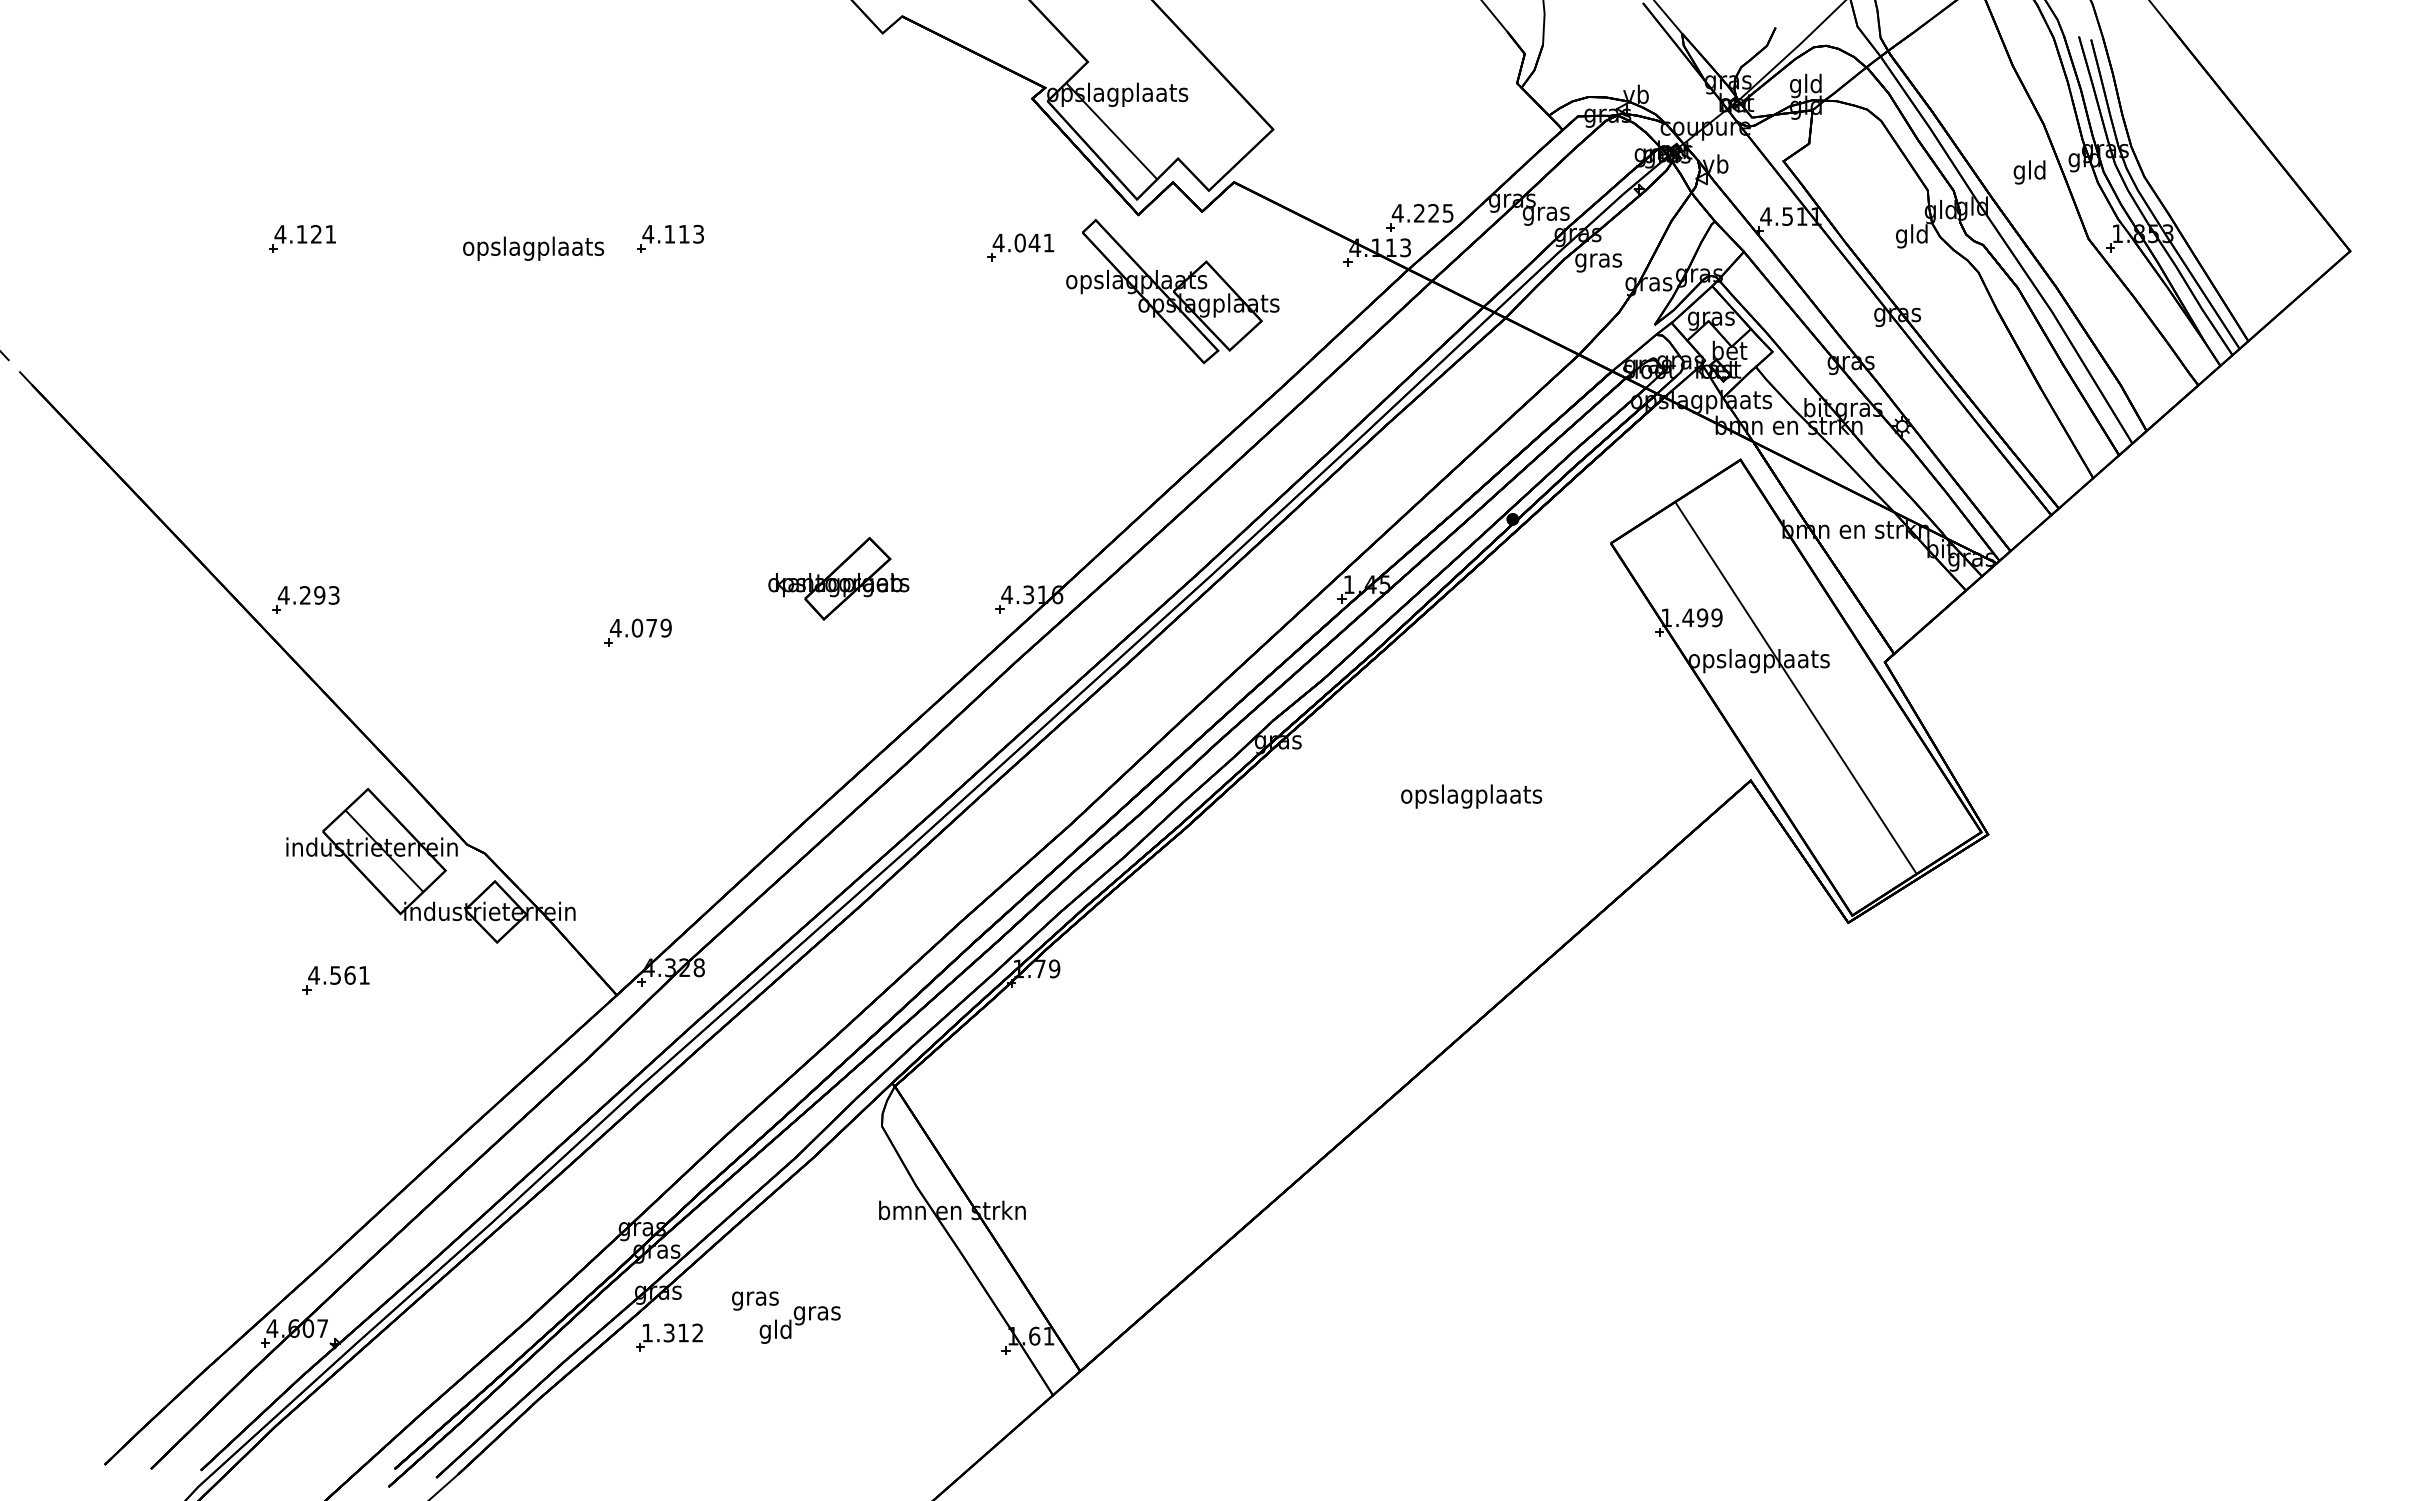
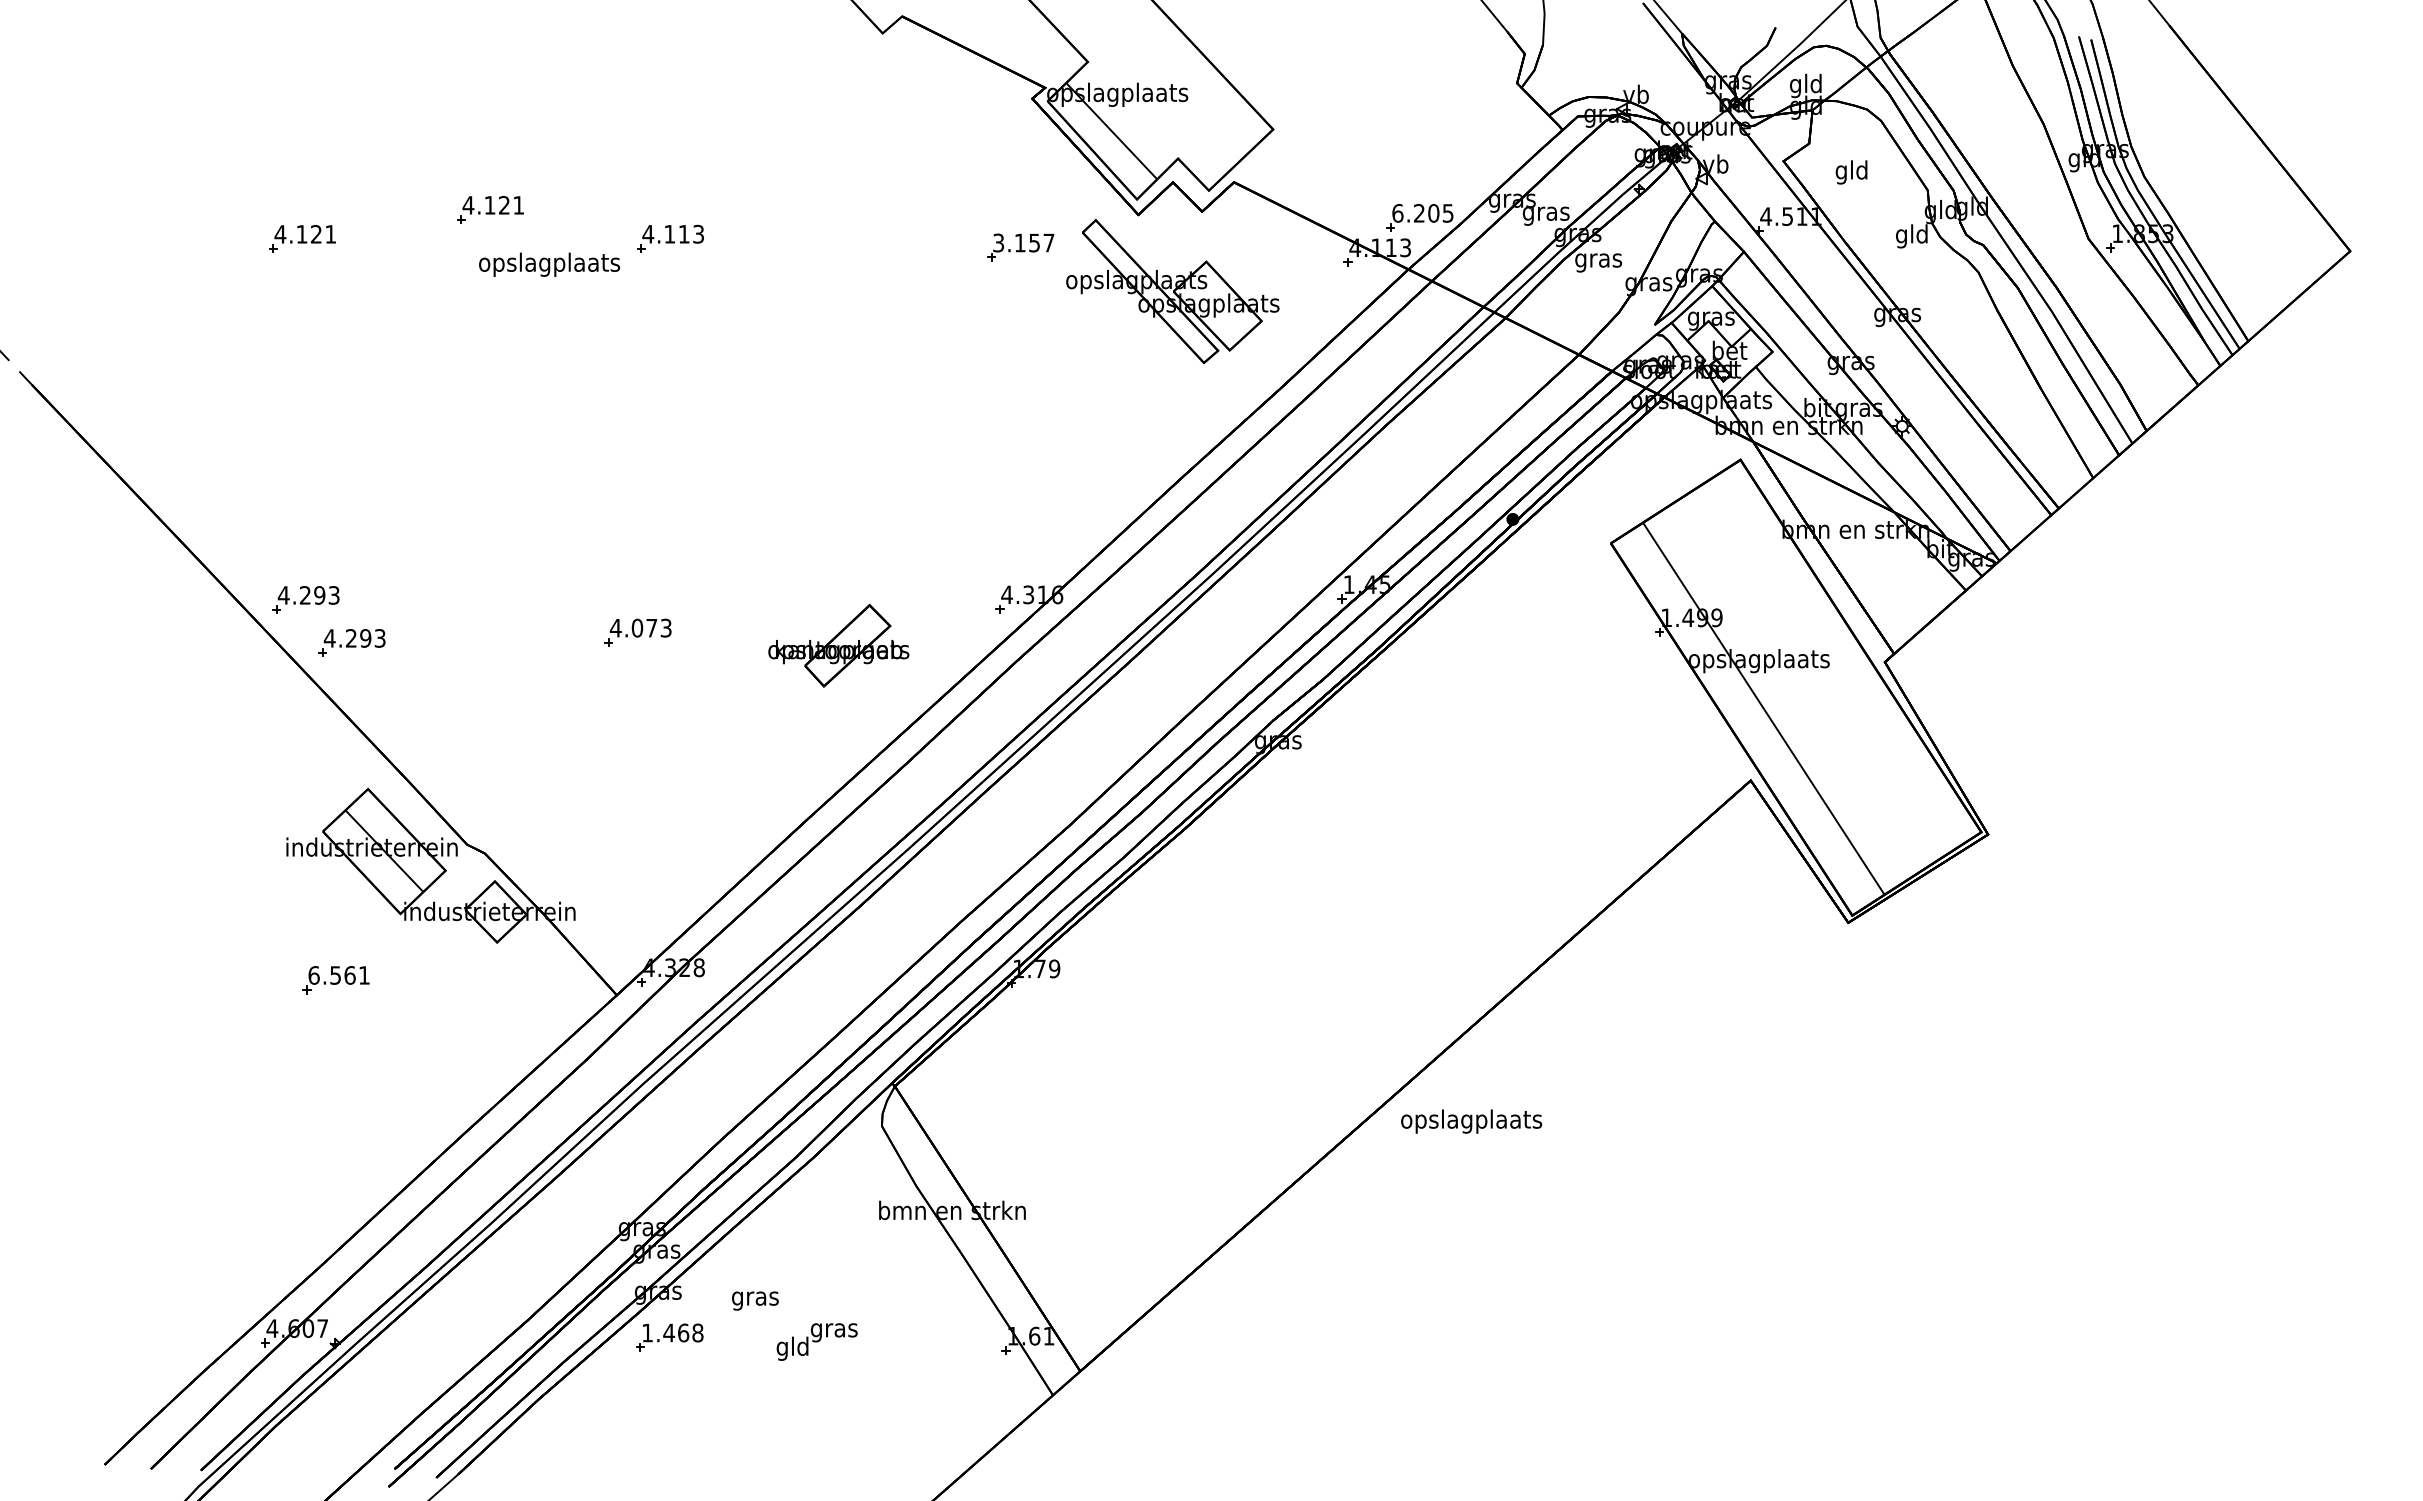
text position: (2029, 172) -> (1851, 172) (1851, 172)
part: none -> present (490, 209)
text: 4.225 -> 6.205 (1415, 213)
text: 4.041 -> 3.157 (1023, 242)
text position: (533, 248) -> (549, 264) (549, 264)
part position: (838, 578) -> (838, 645) (838, 645)
text: 4.079 -> 4.073 (665, 627)
part: none -> present (351, 642)
line position: (1795, 687) -> (1763, 708) (1763, 708)
text position: (1471, 796) -> (1471, 1121) (1471, 1121)
text: 4.561 -> 6.561 (313, 975)
text position: (799, 1324) -> (816, 1341) (816, 1341)
text: 1.312 -> 1.468 (683, 1332)
